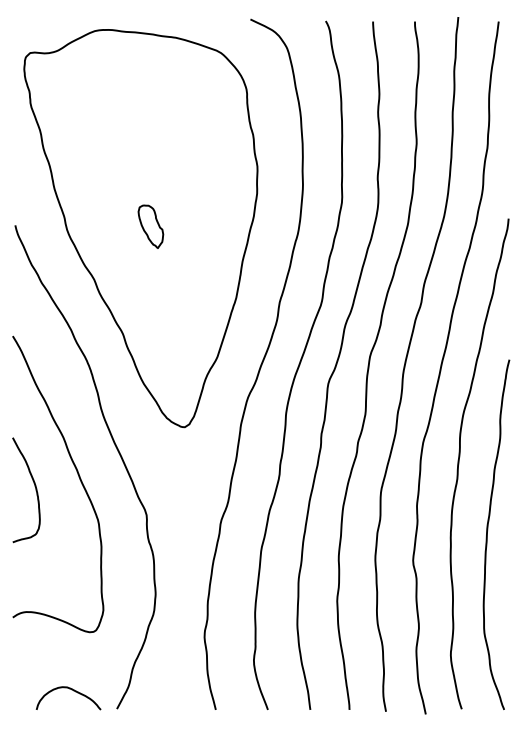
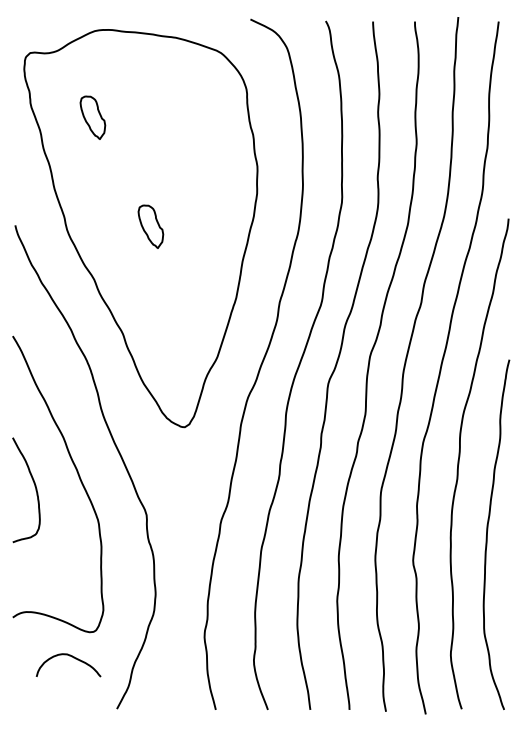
part: none -> present (92, 117)
curve position: (71, 690) -> (71, 657) (71, 657)
